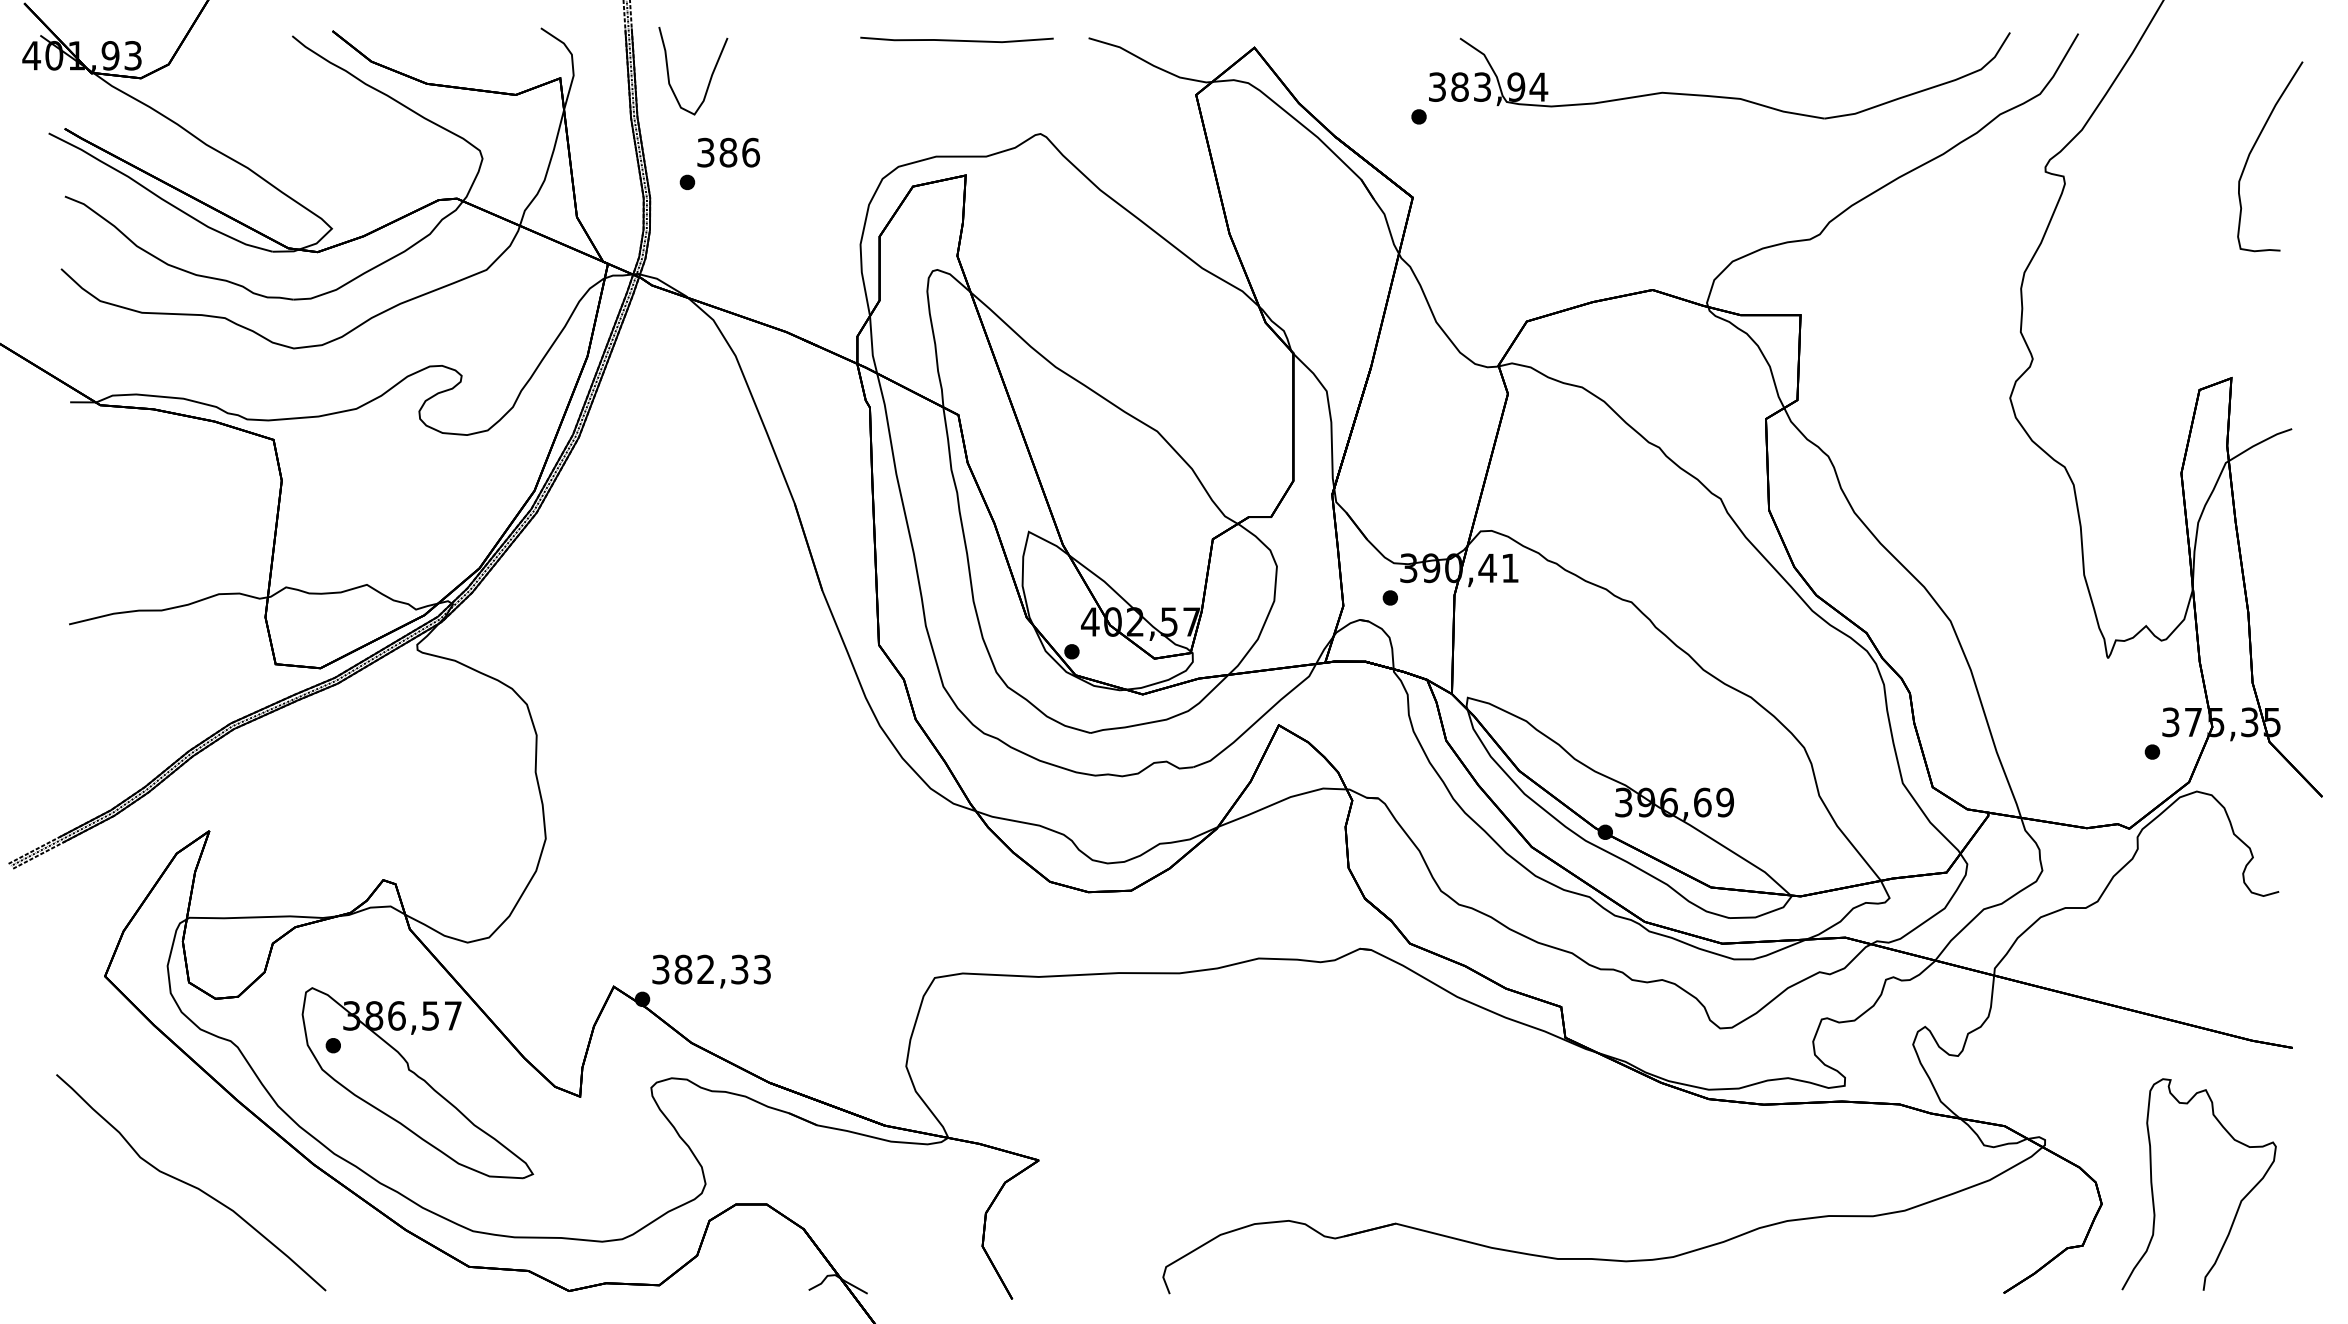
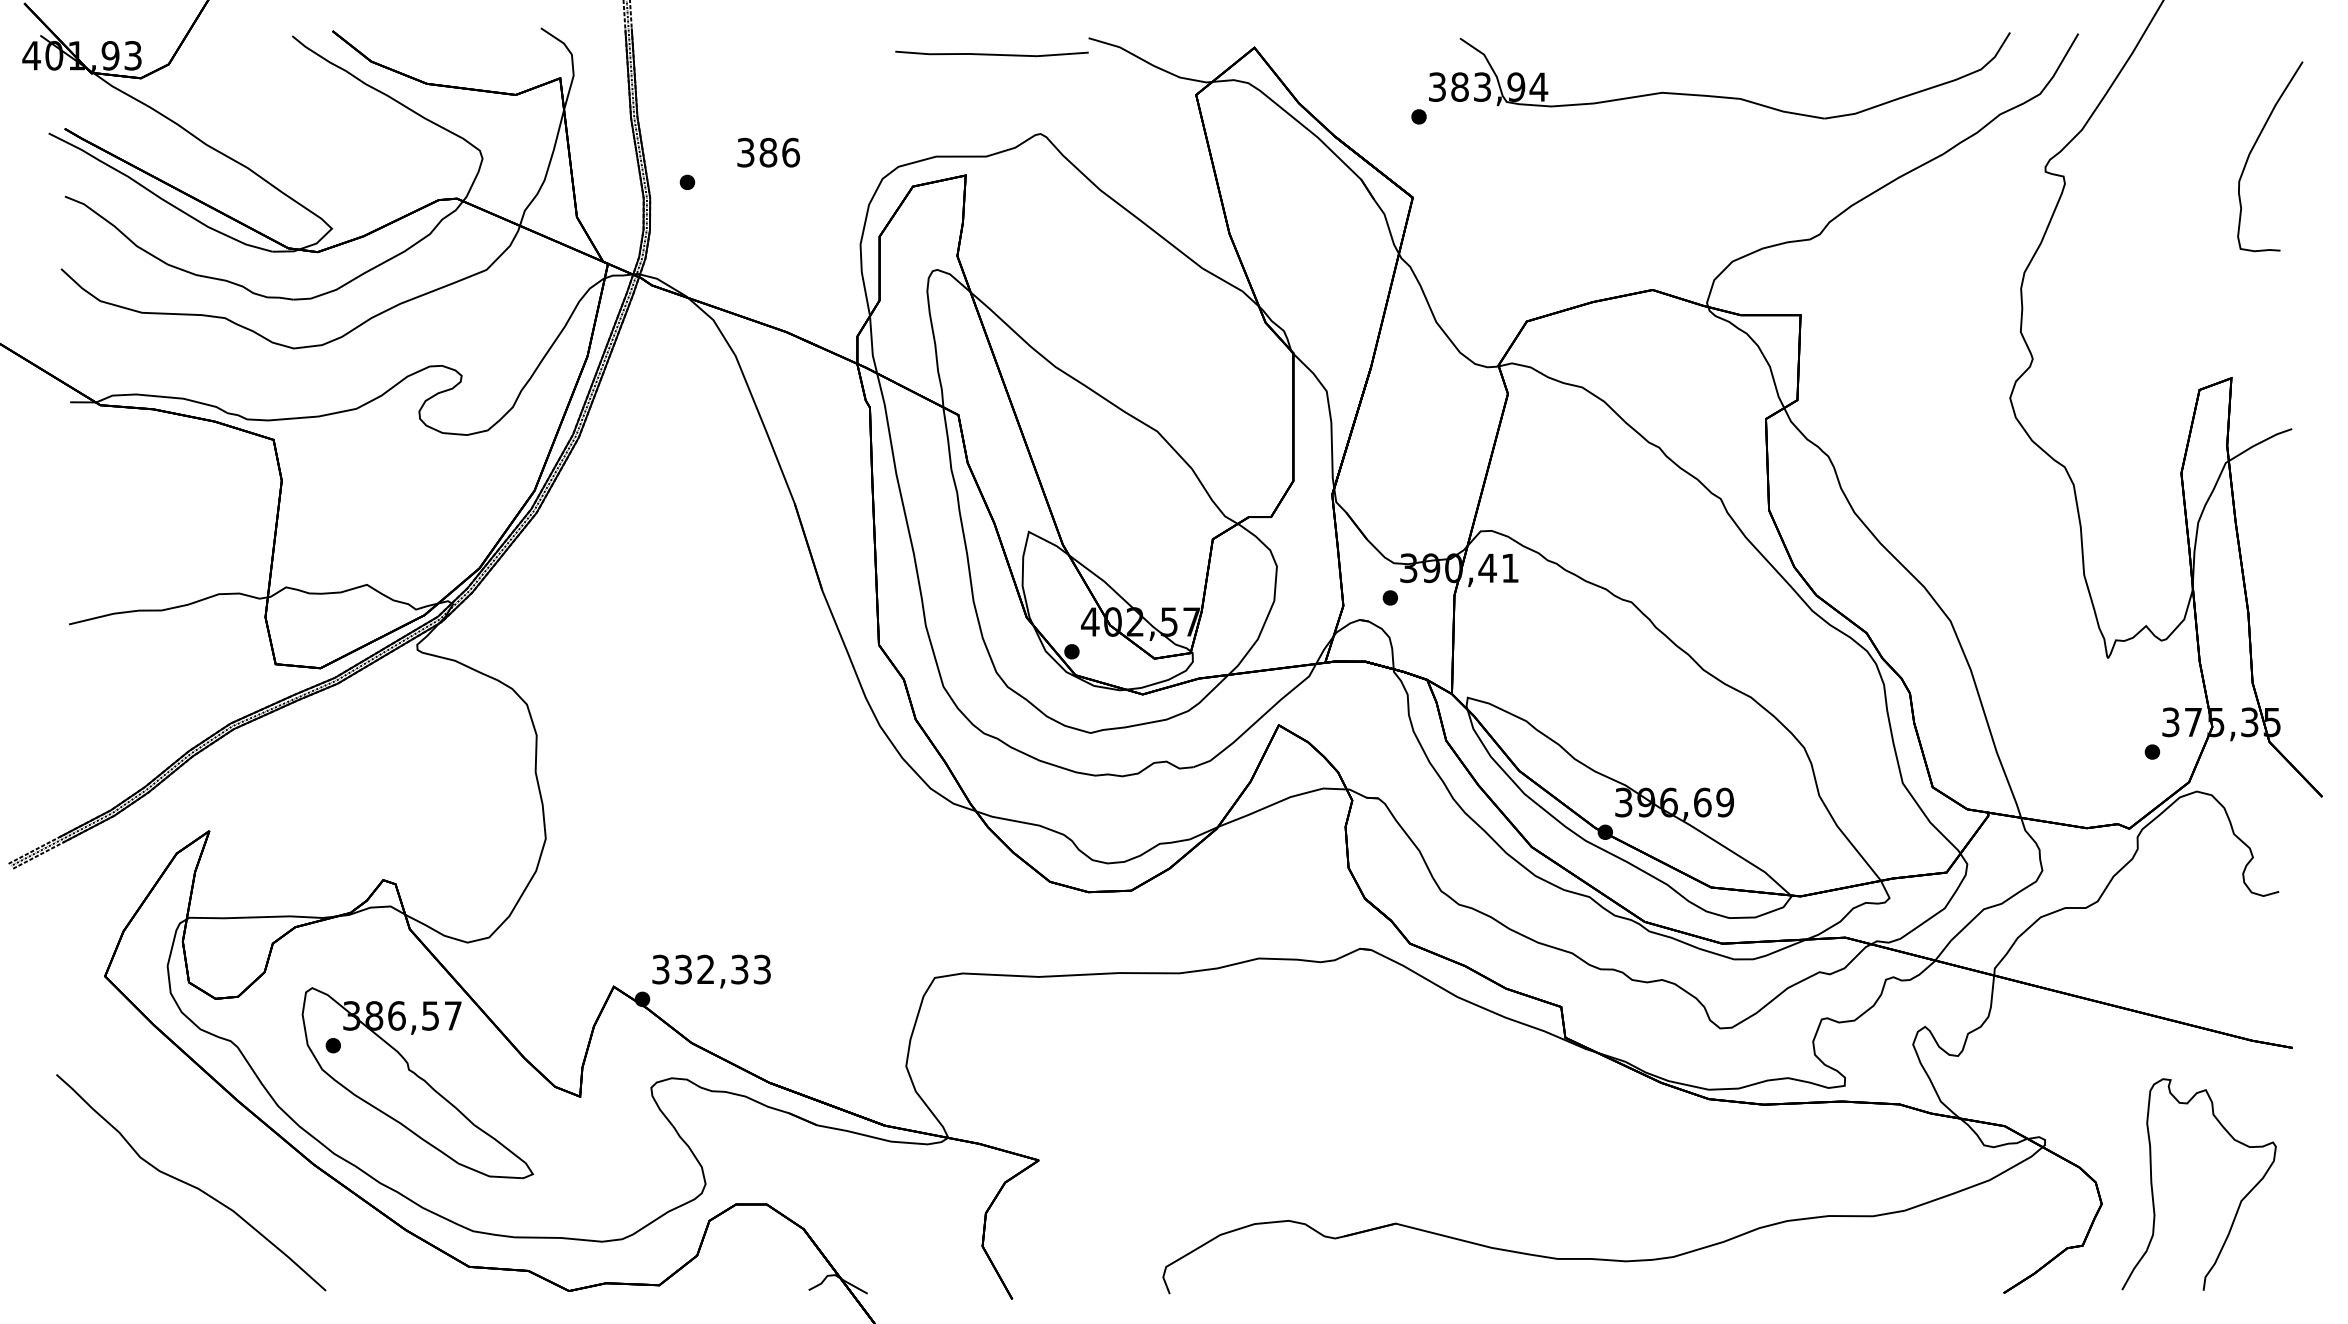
line position: (956, 39) -> (991, 53) (991, 53)
curve: present -> none (710, 76)
text position: (728, 152) -> (768, 152) (768, 152)
text: 382,33 -> 332,33 (683, 969)
